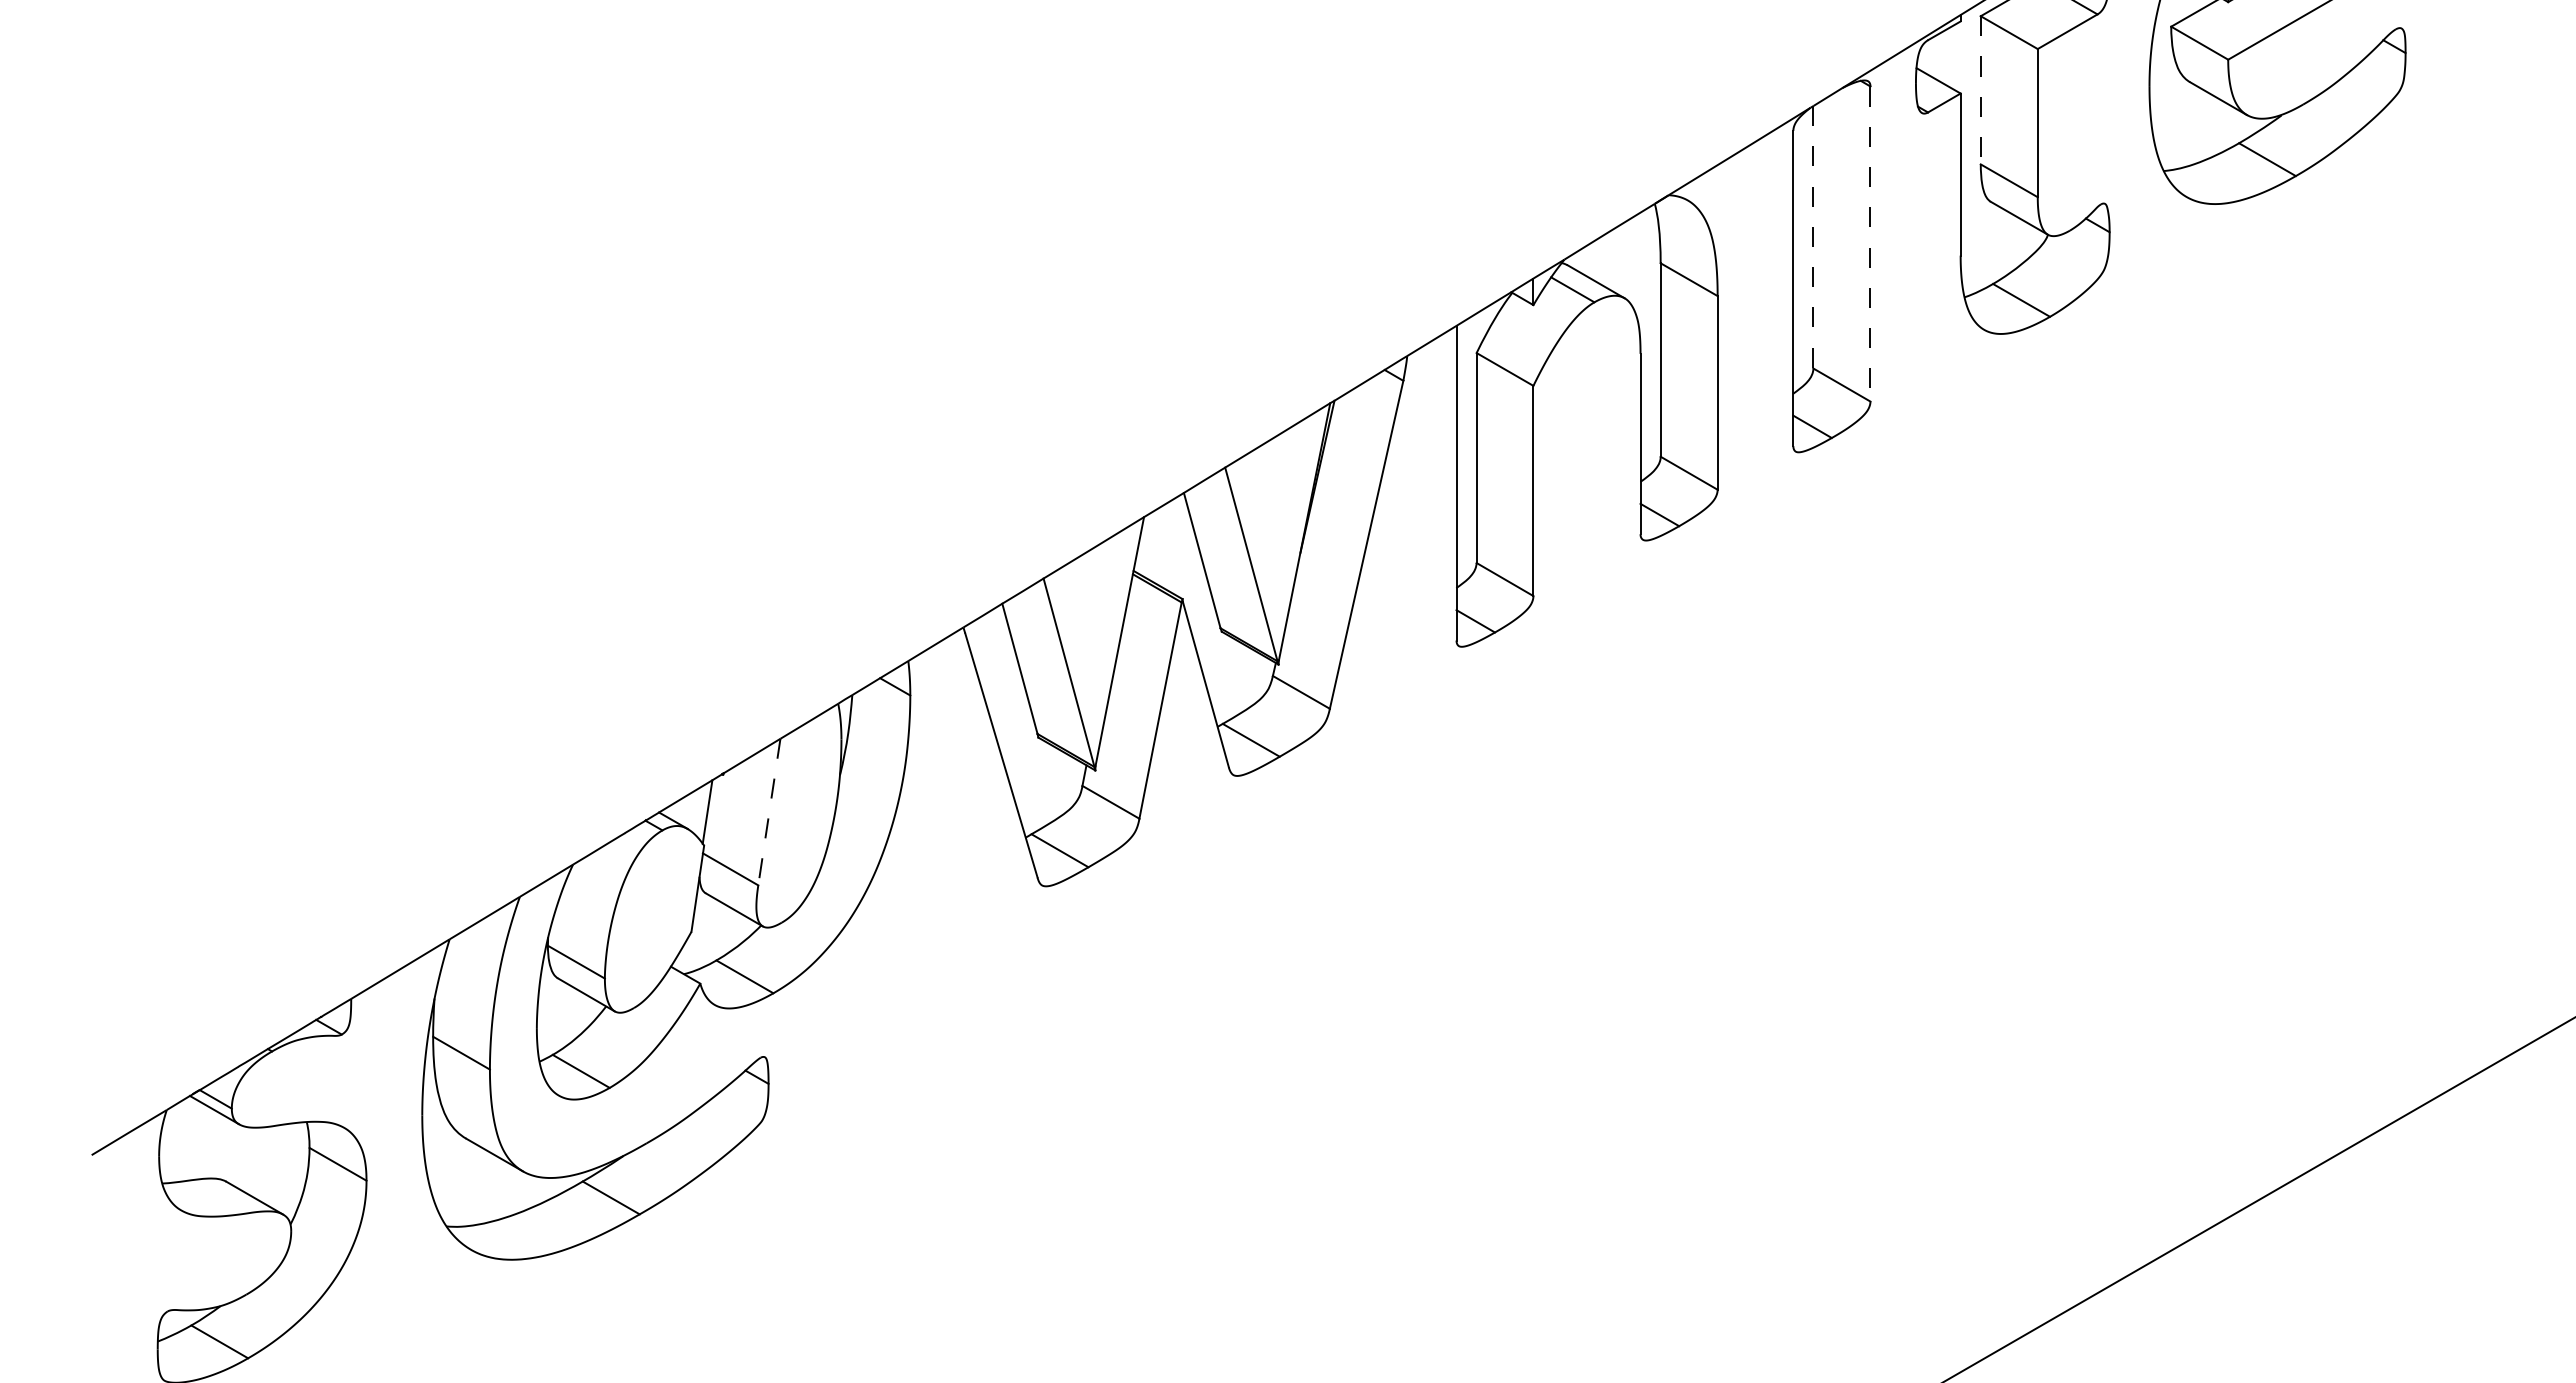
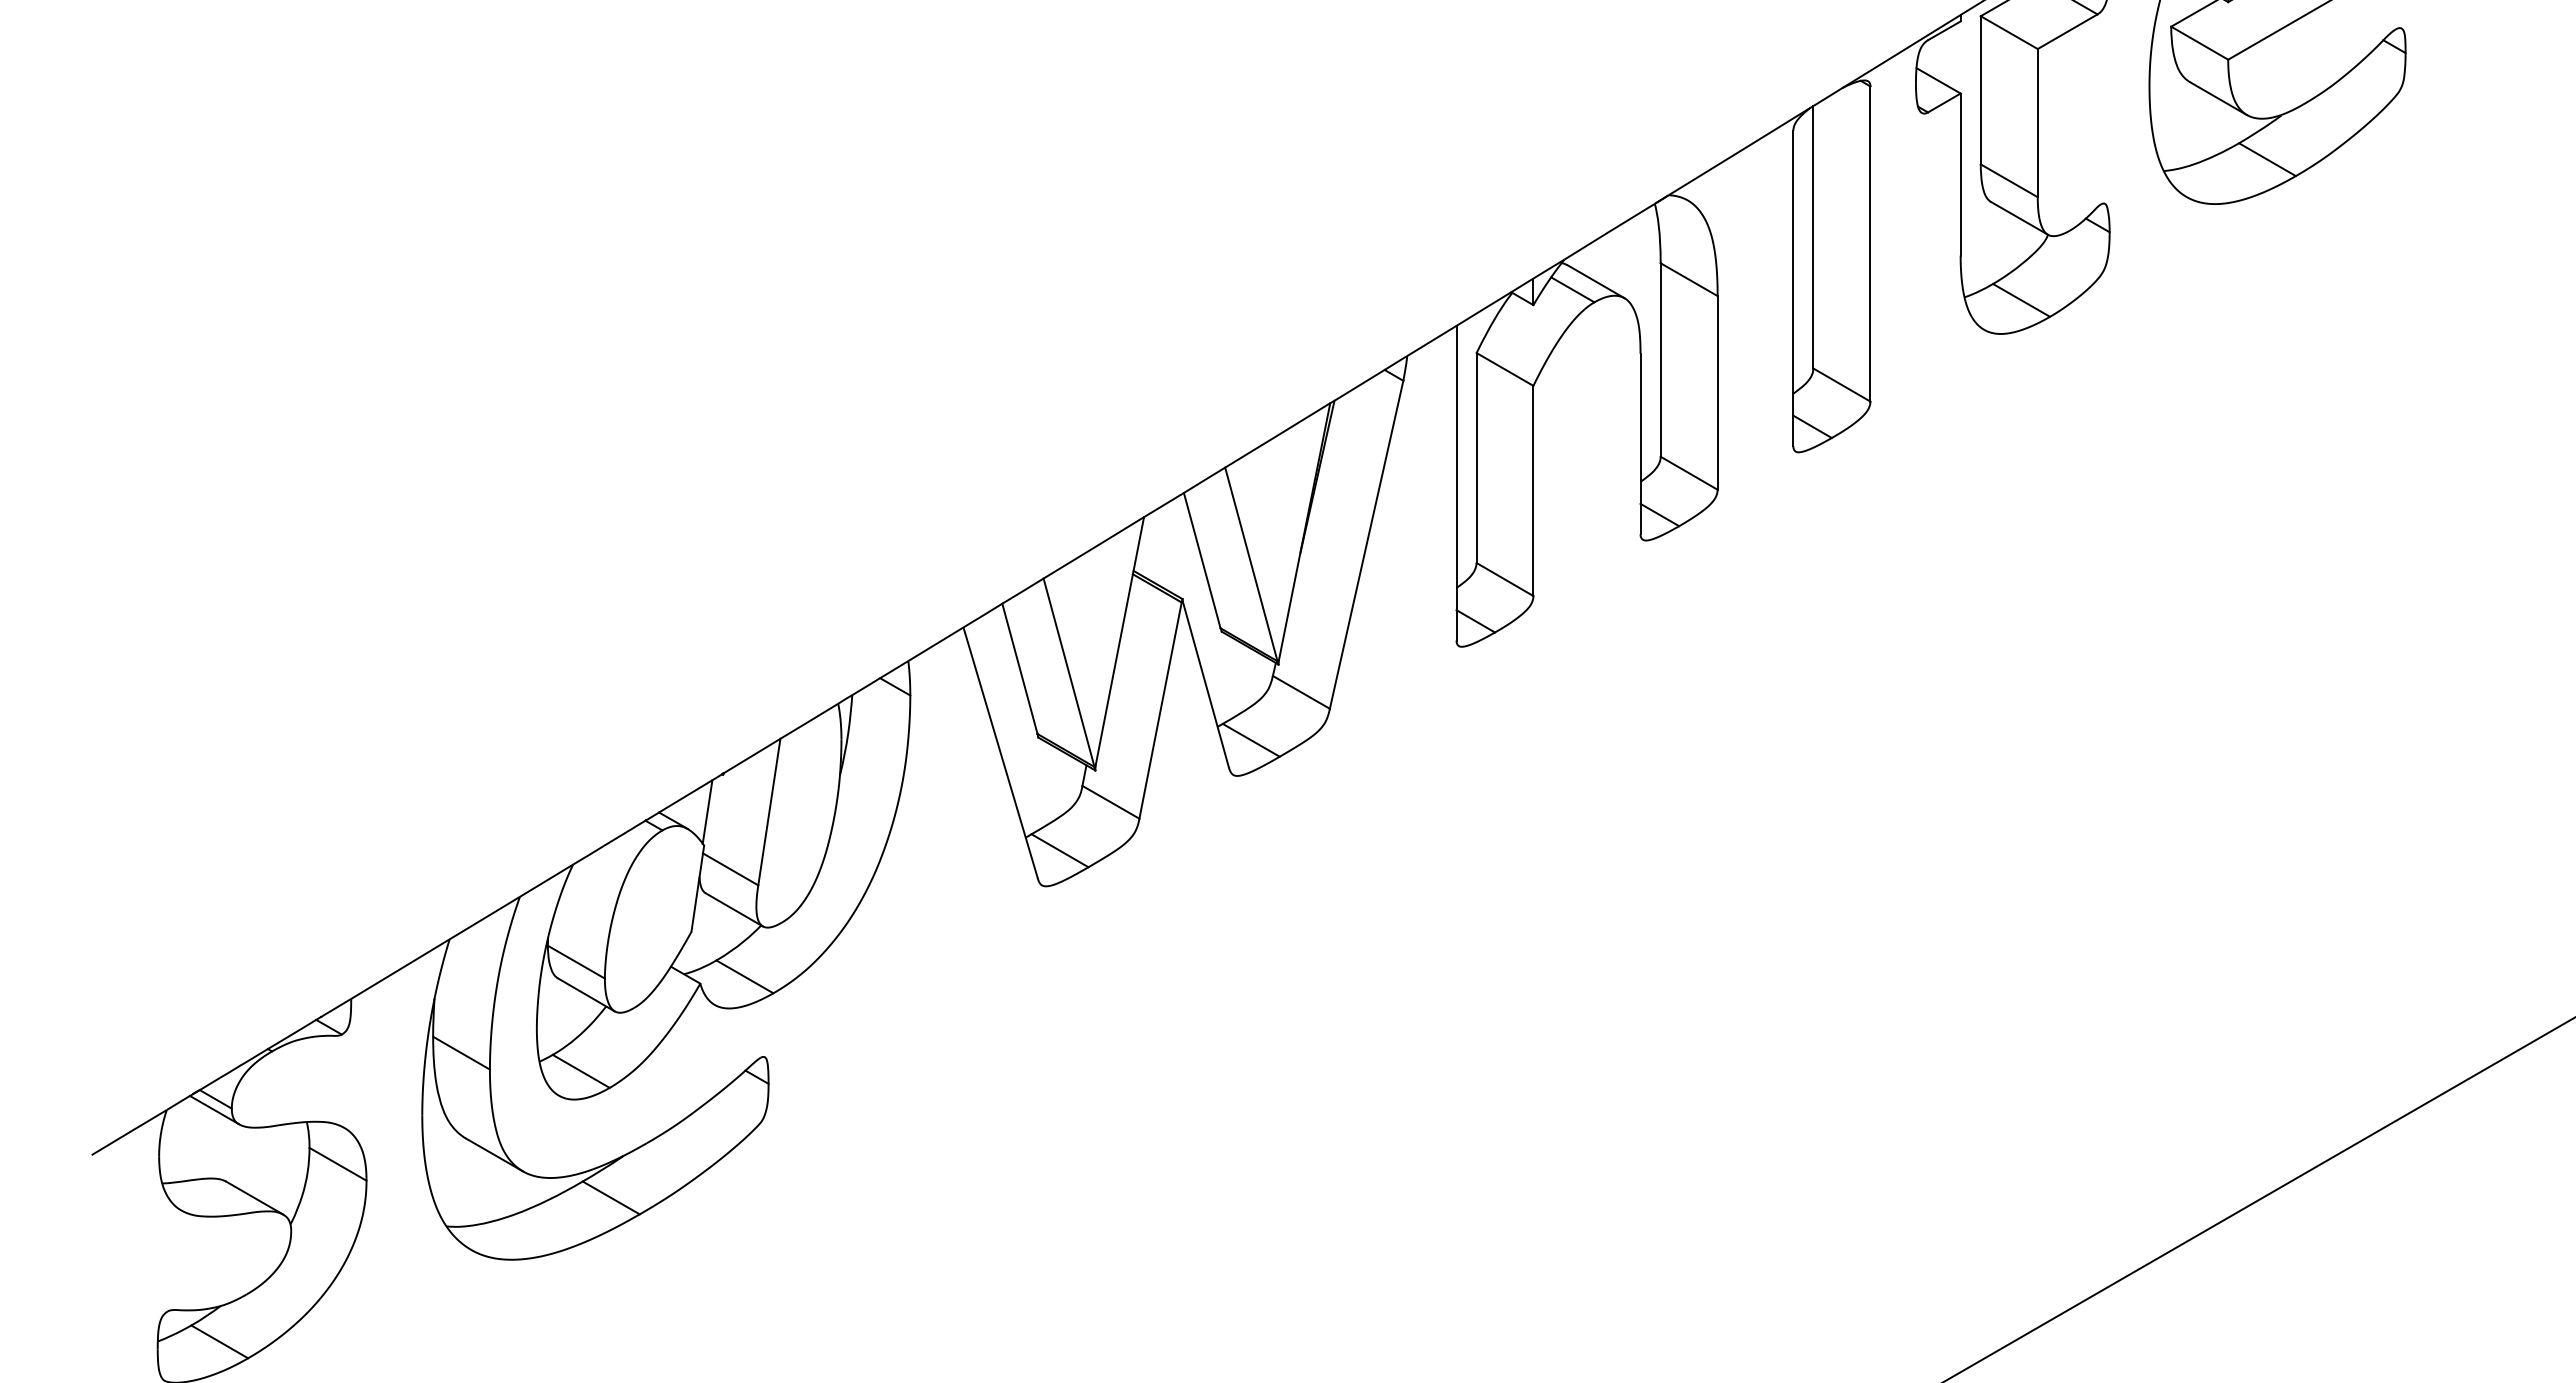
line: dashed -> solid (1980, 90)
line: dashed -> solid (1813, 237)
line: dashed -> solid (1870, 244)
line: dashed -> solid (769, 812)
